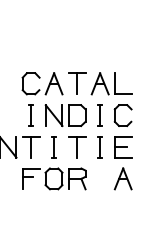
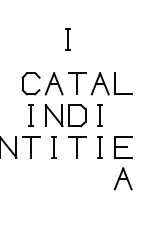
part: none -> present (67, 39)
part: present -> none (115, 115)
part: present -> none (54, 178)
